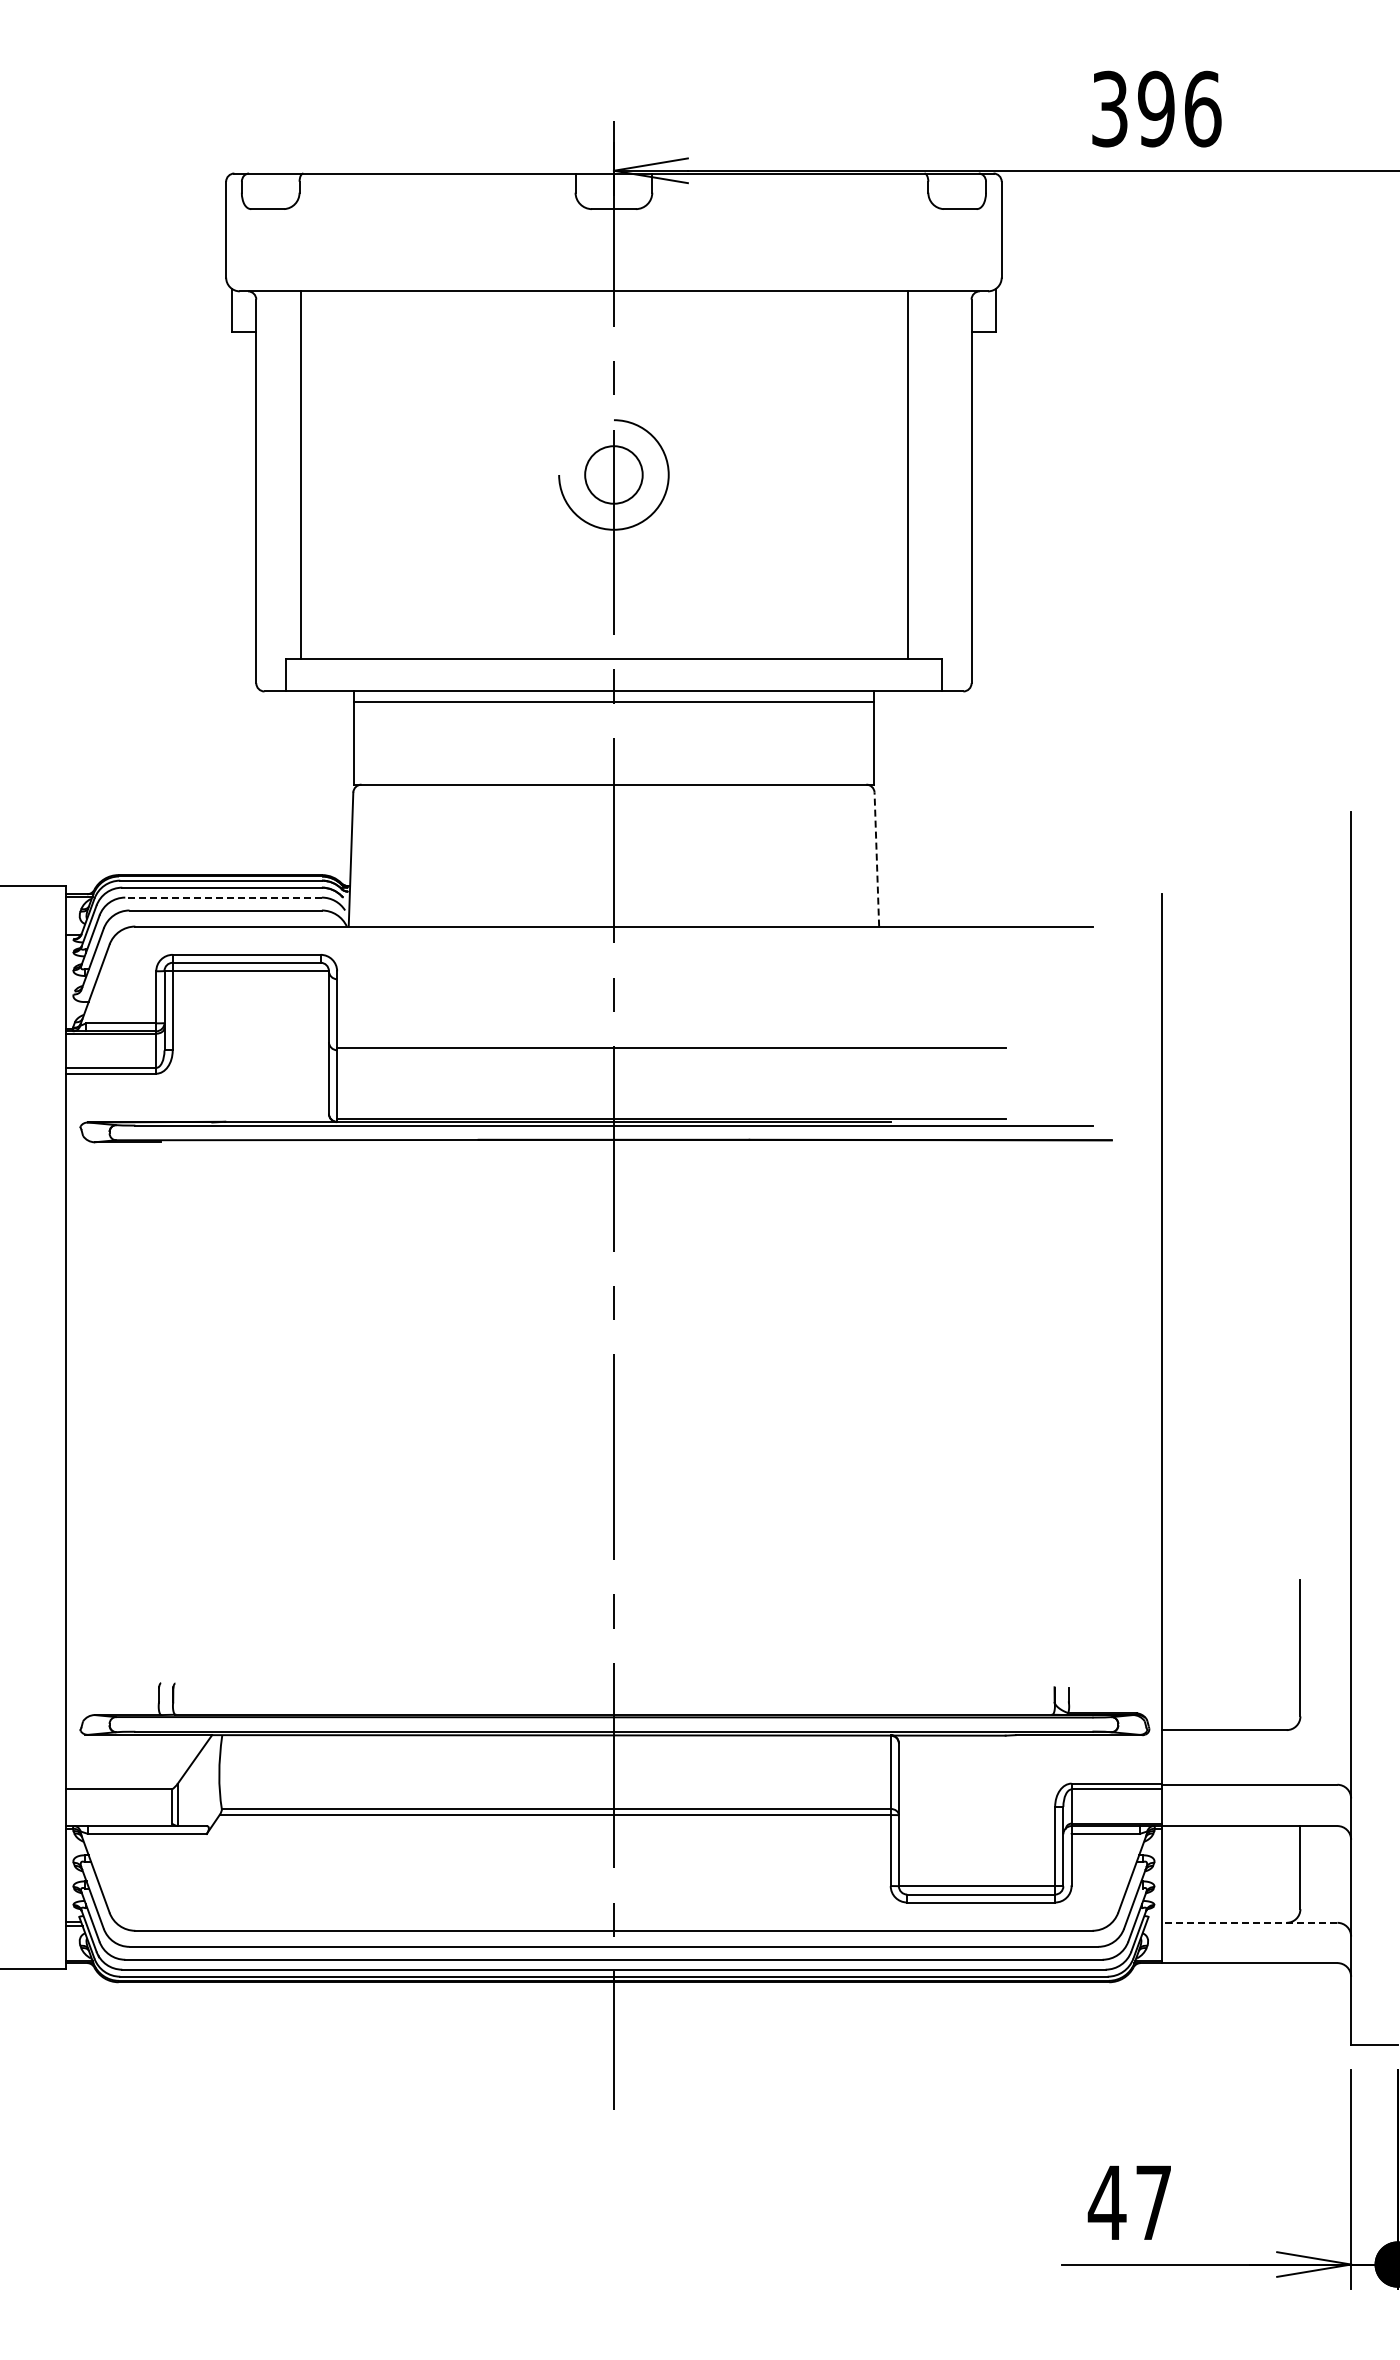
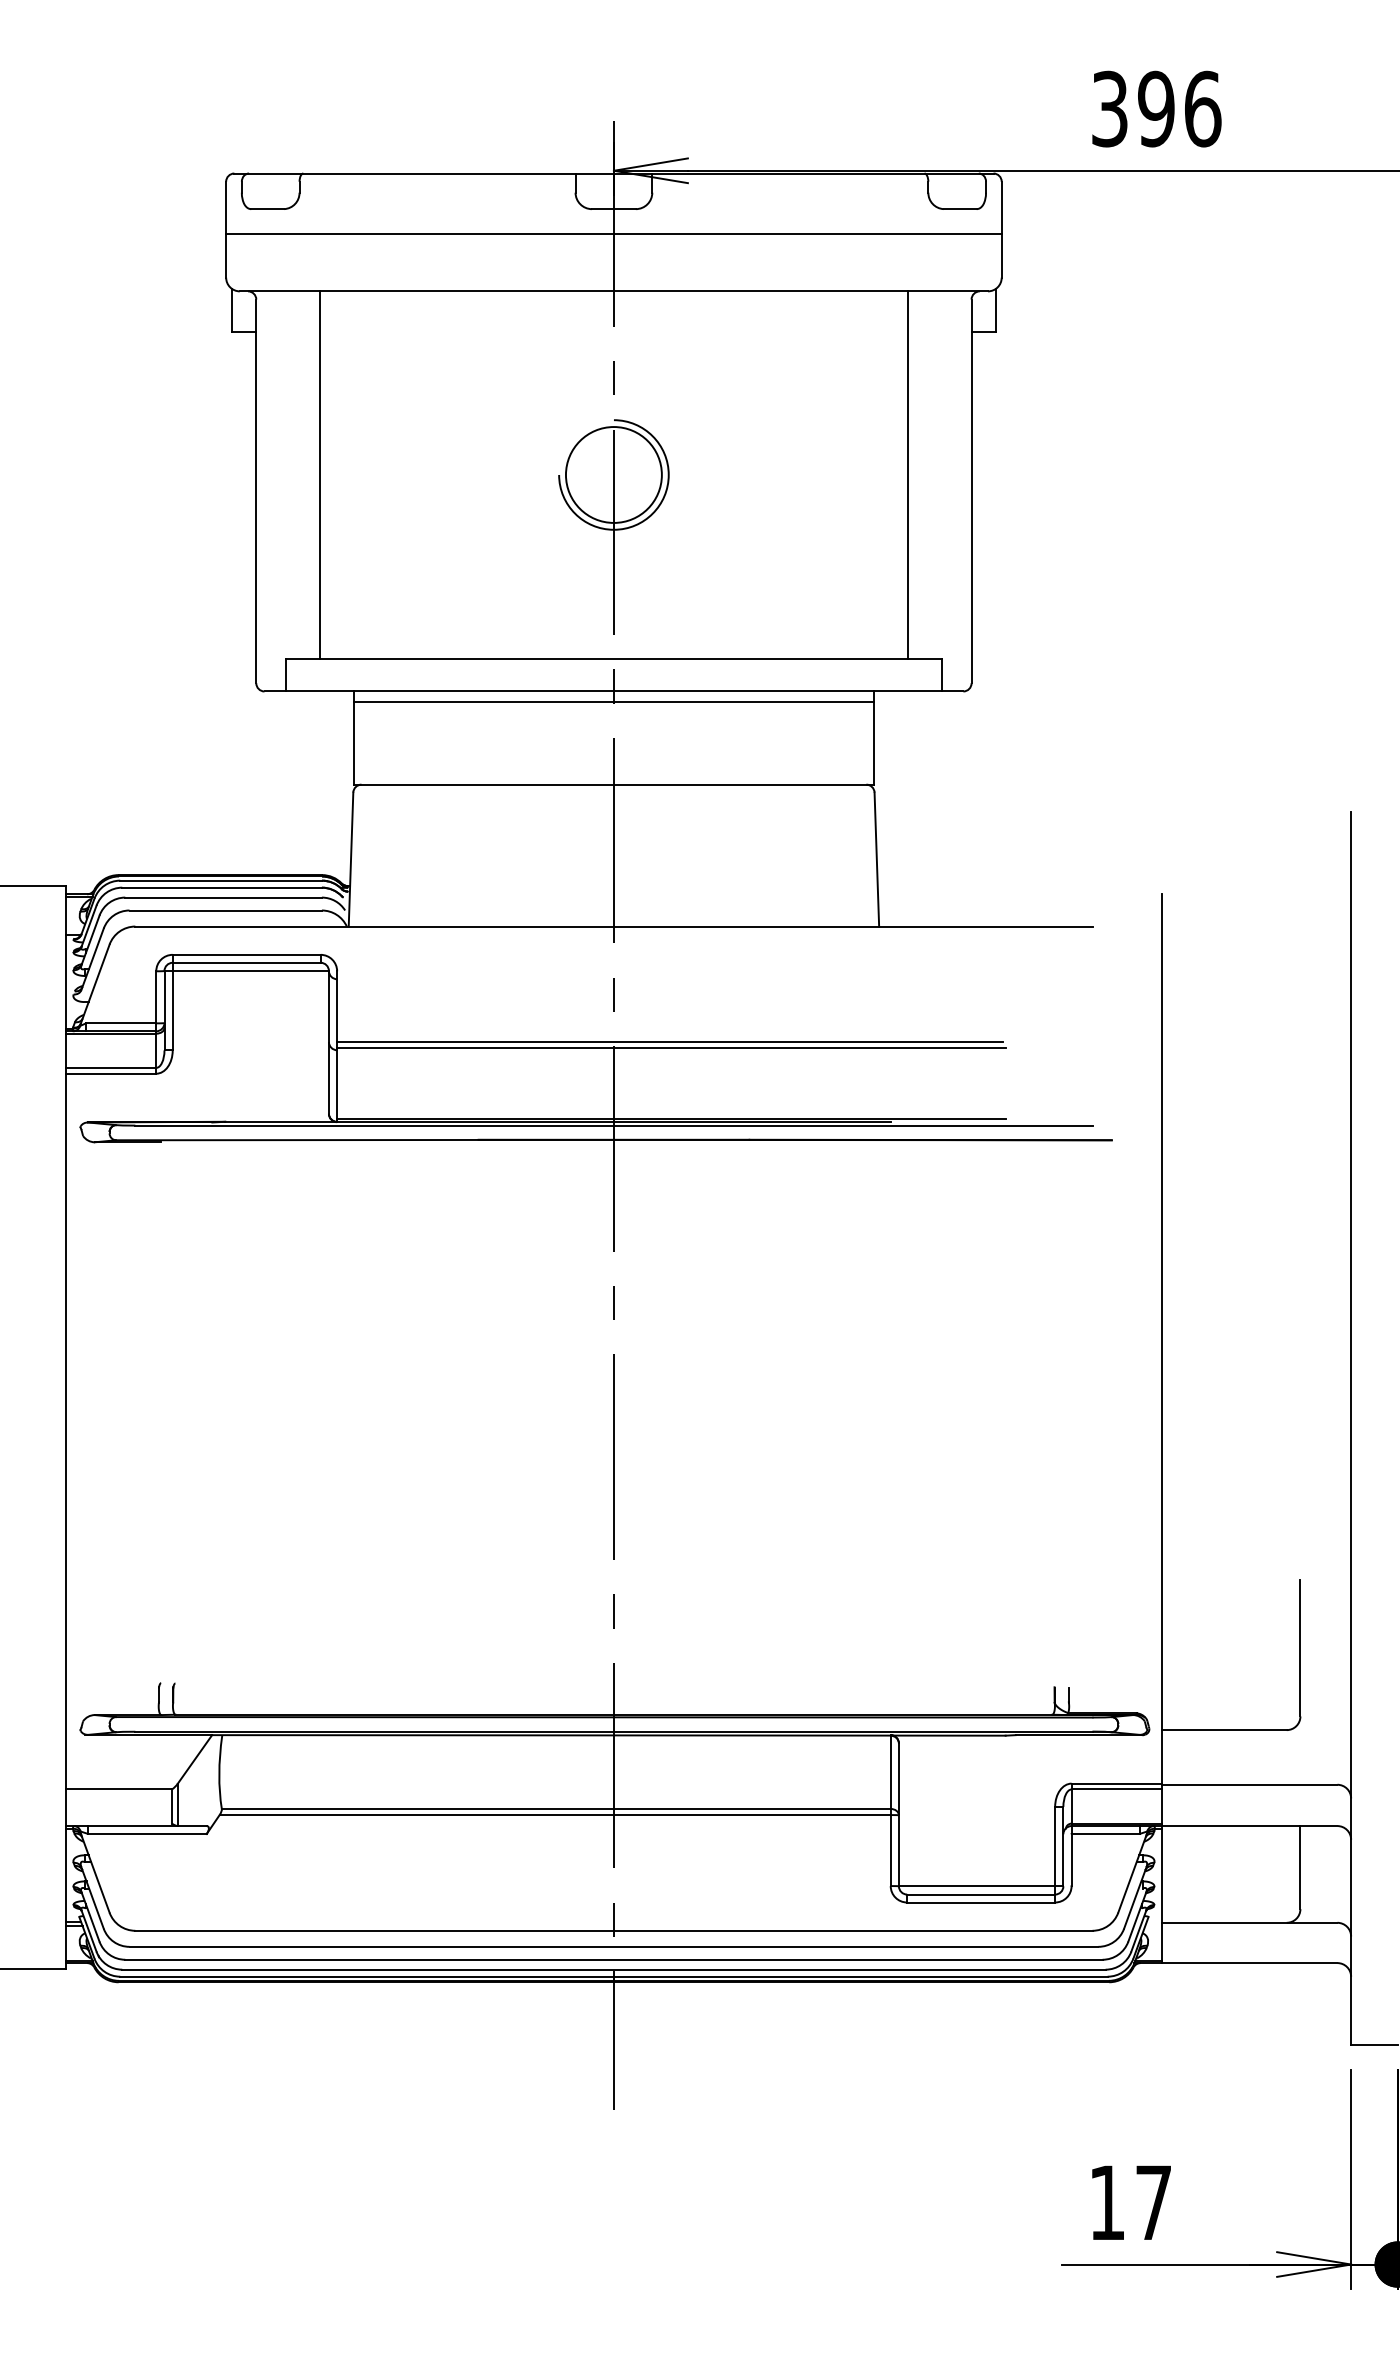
line: none -> present (613, 233)
line position: (300, 474) -> (319, 474) (319, 474)
circle diameter: 58 px -> 96 px (613, 474)
line: dashed -> solid (876, 859)
line: dashed -> solid (223, 897)
line: none -> present (669, 1042)
line: dashed -> solid (1249, 1922)
text: 47 -> 17 (1106, 2202)
